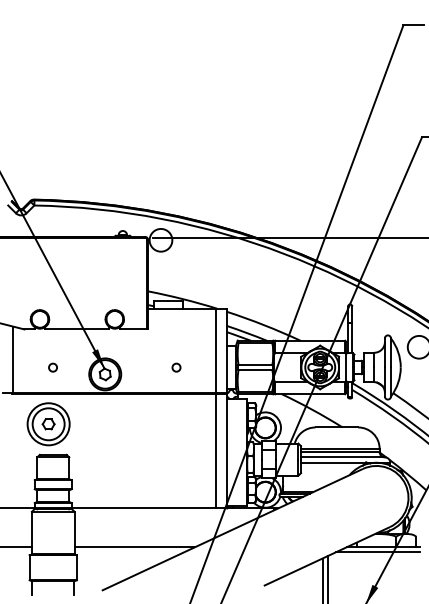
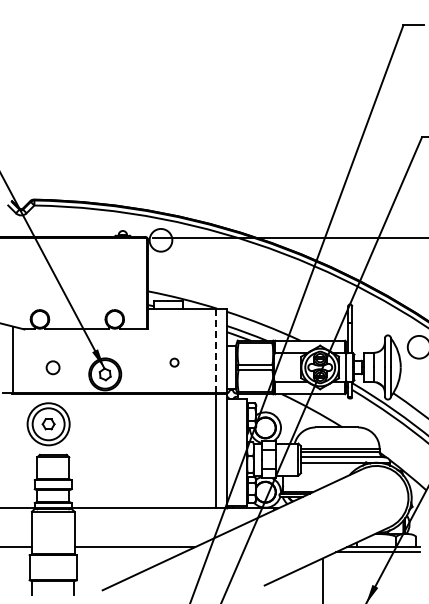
line: solid -> dashed (216, 350)
circle size: 10x11 px -> 16x16 px (52, 367)
circle position: (176, 367) -> (174, 362) (174, 362)
line: present -> none (327, 578)
